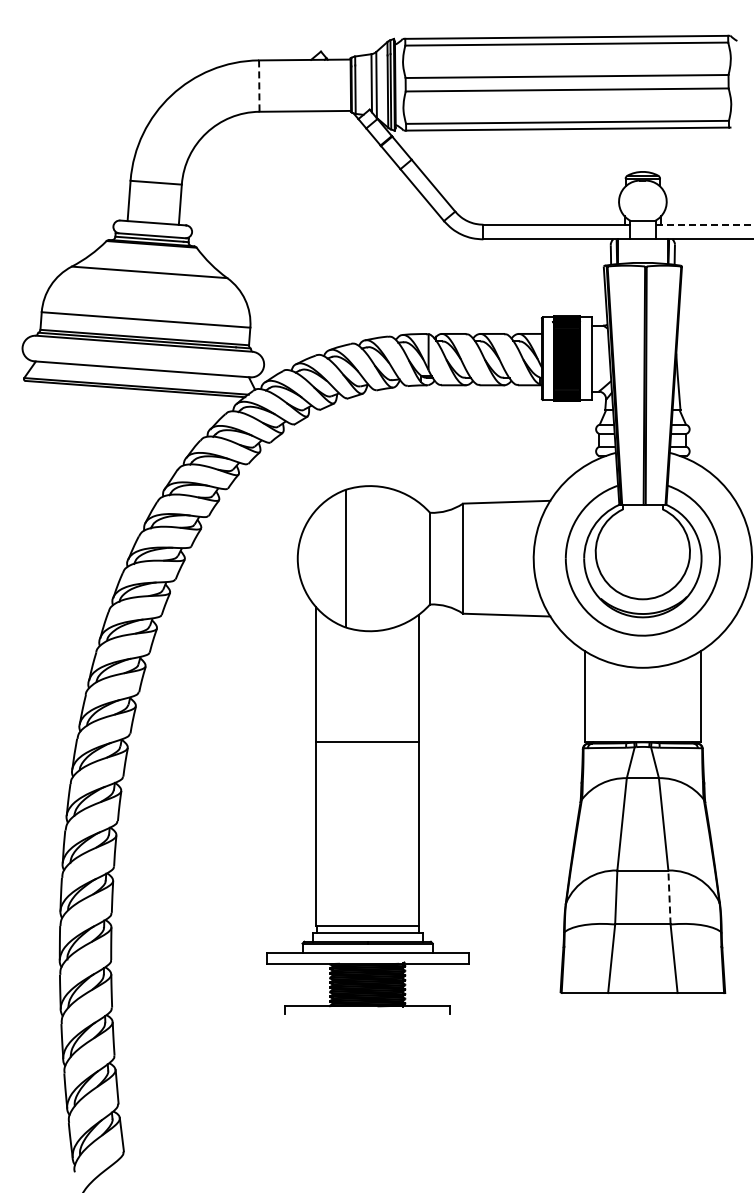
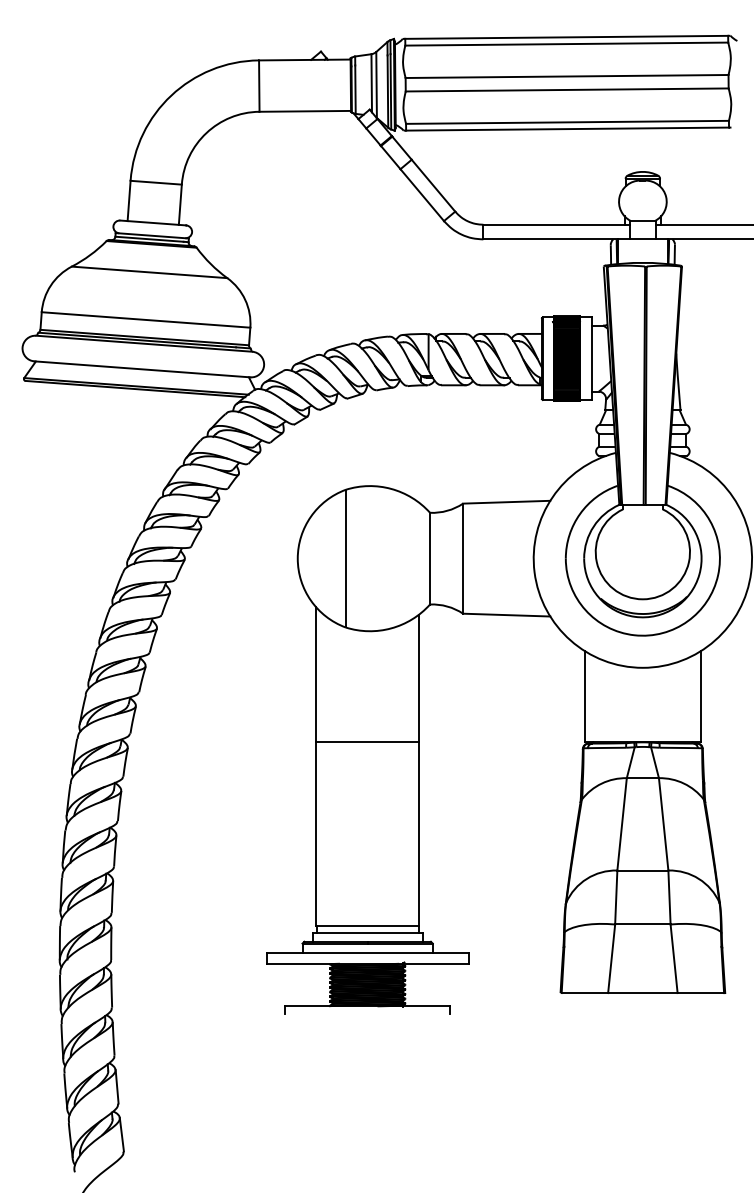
line: dashed -> solid (259, 86)
line: dashed -> solid (704, 224)
line: dashed -> solid (669, 897)
